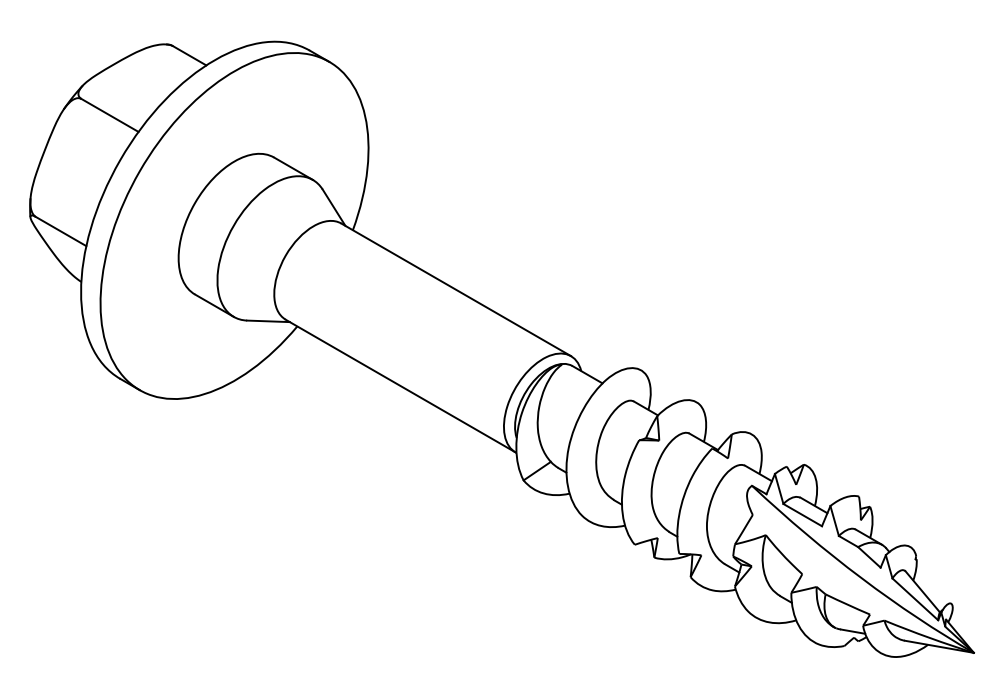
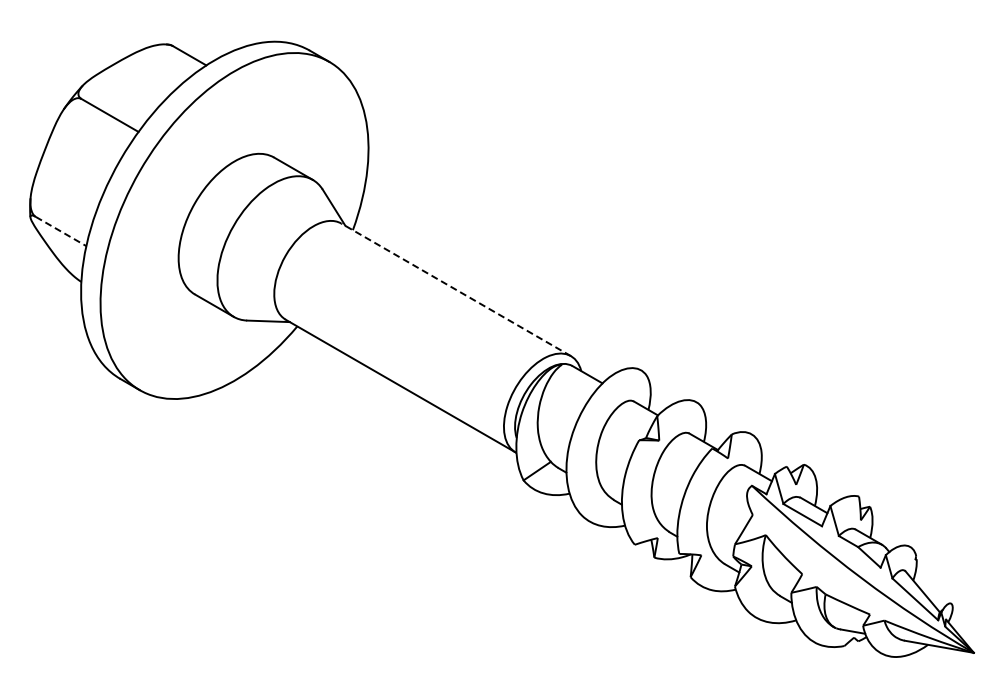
line: solid -> dashed (61, 231)
line: solid -> dashed (456, 289)
